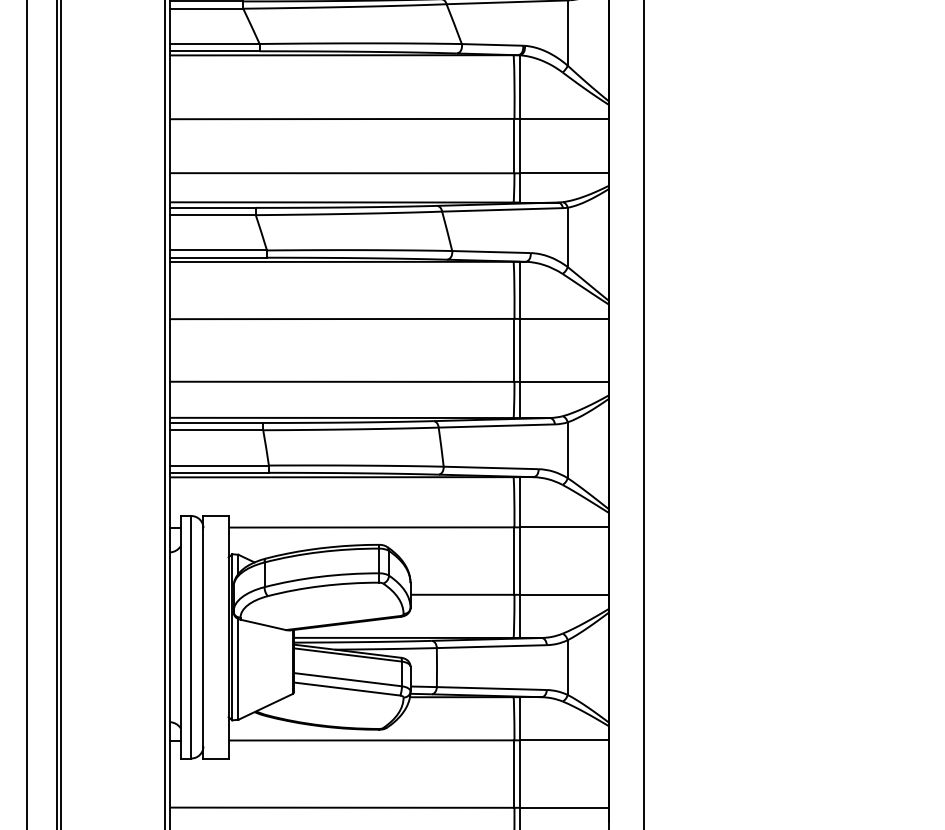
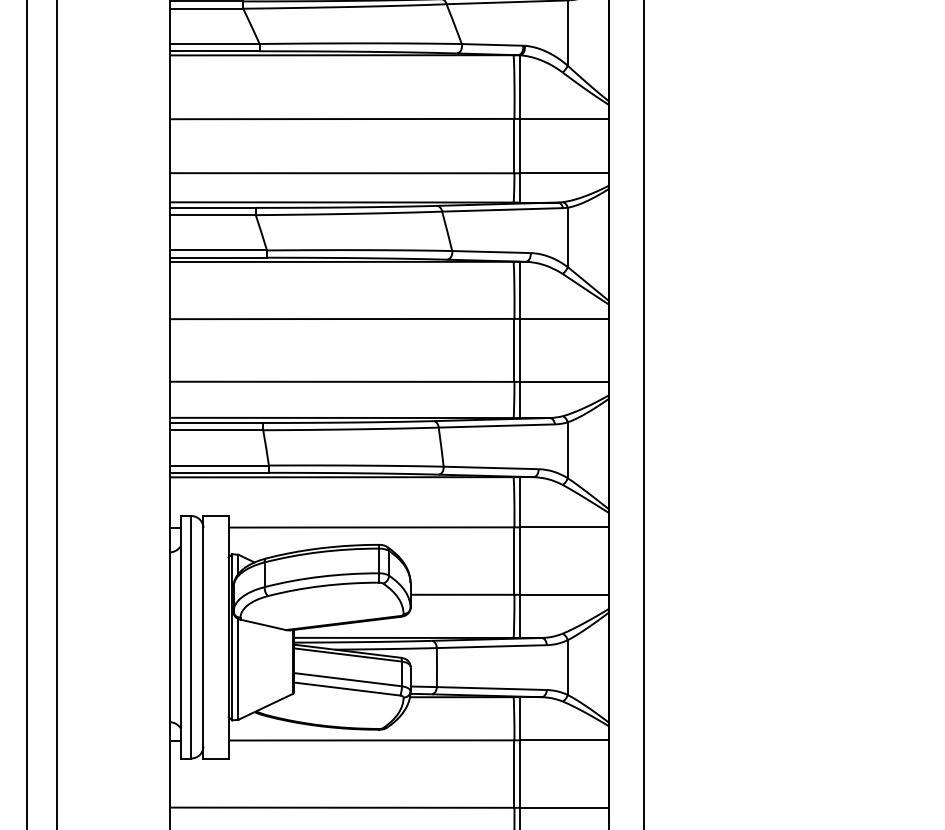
line: present -> none (60, 414)
line: present -> none (164, 414)
